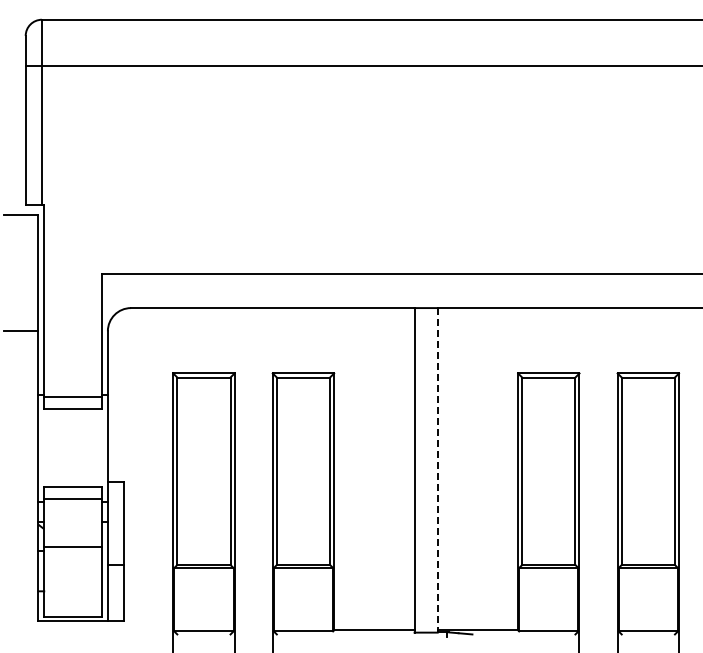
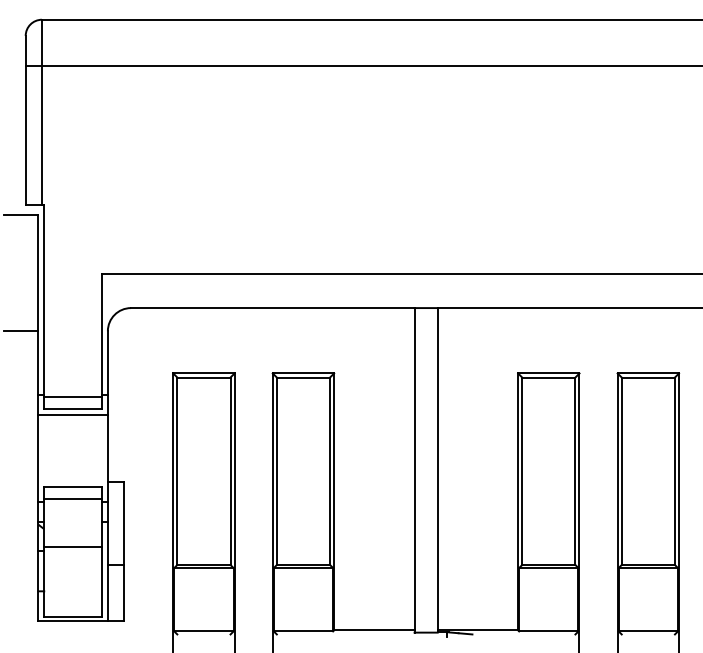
line: none -> present (72, 414)
line: dashed -> solid (437, 469)
